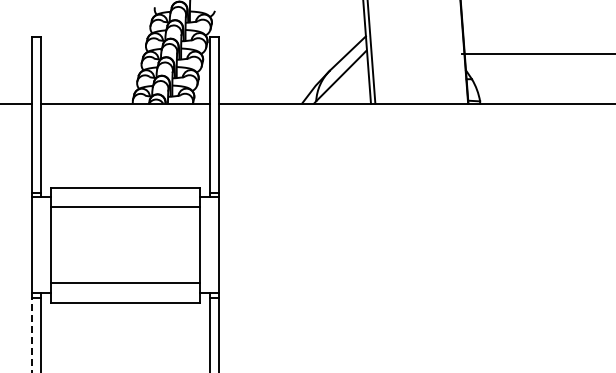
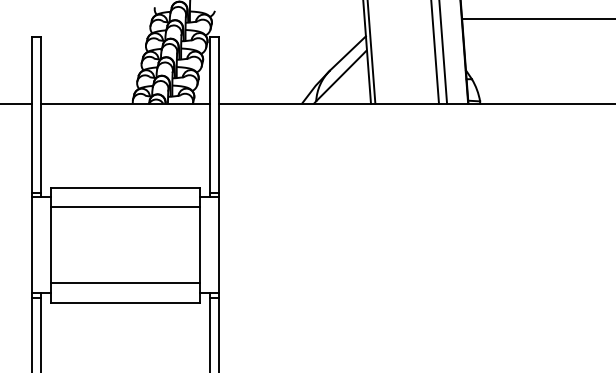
line: none -> present (434, 52)
line: none -> present (443, 52)
line position: (537, 54) -> (537, 19) (537, 19)
line: dashed -> solid (31, 334)
